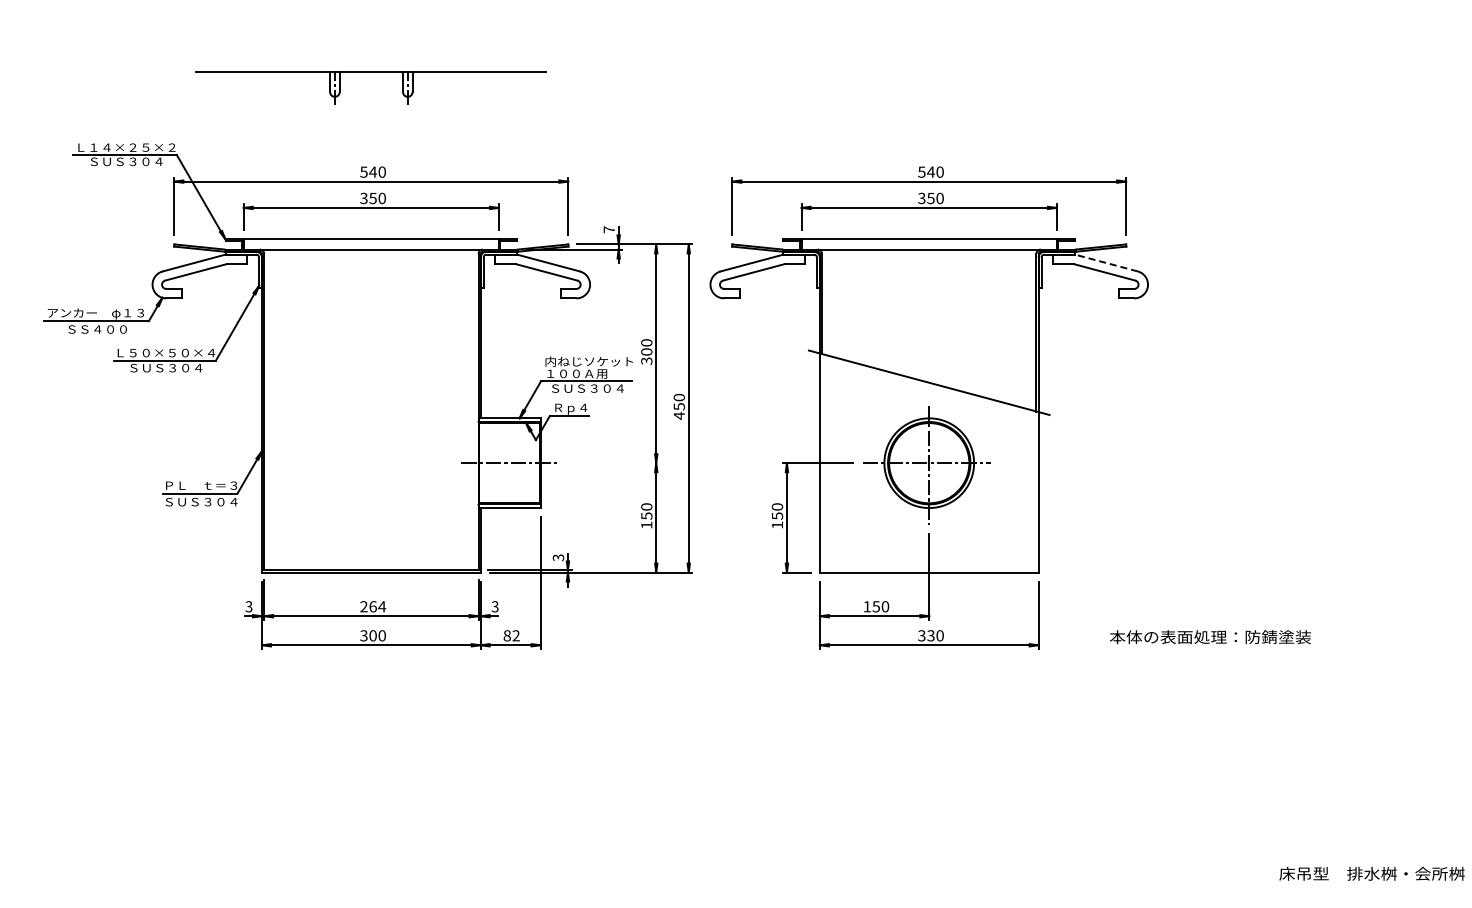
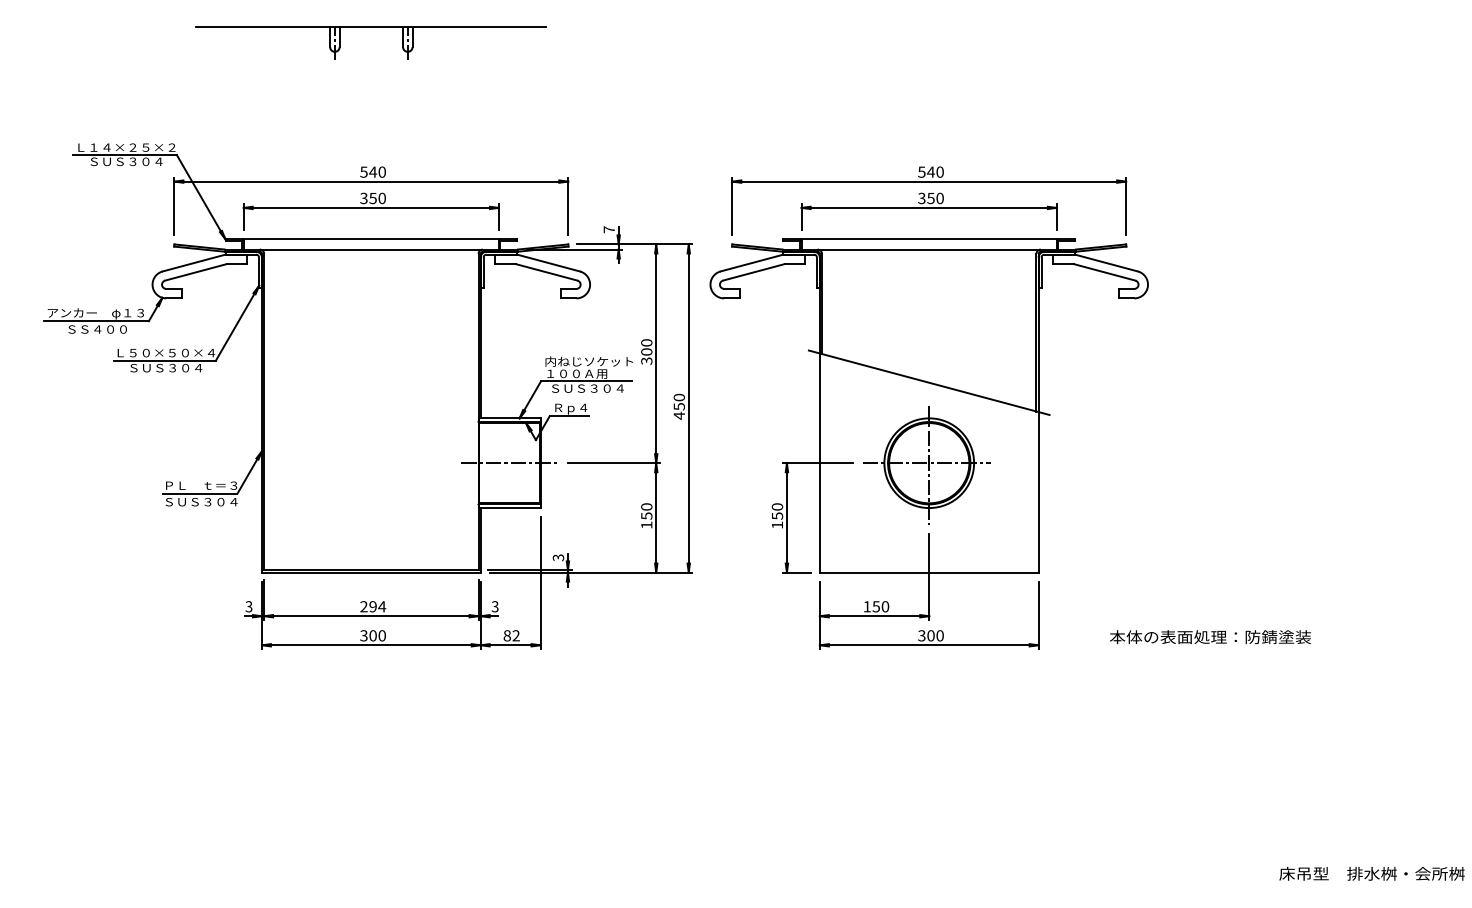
part position: (370, 72) -> (370, 27) (370, 27)
line: dashed -> solid (1105, 262)
line: none -> present (613, 463)
text: 264 -> 294 (372, 606)
text: 330 -> 300 (930, 635)
